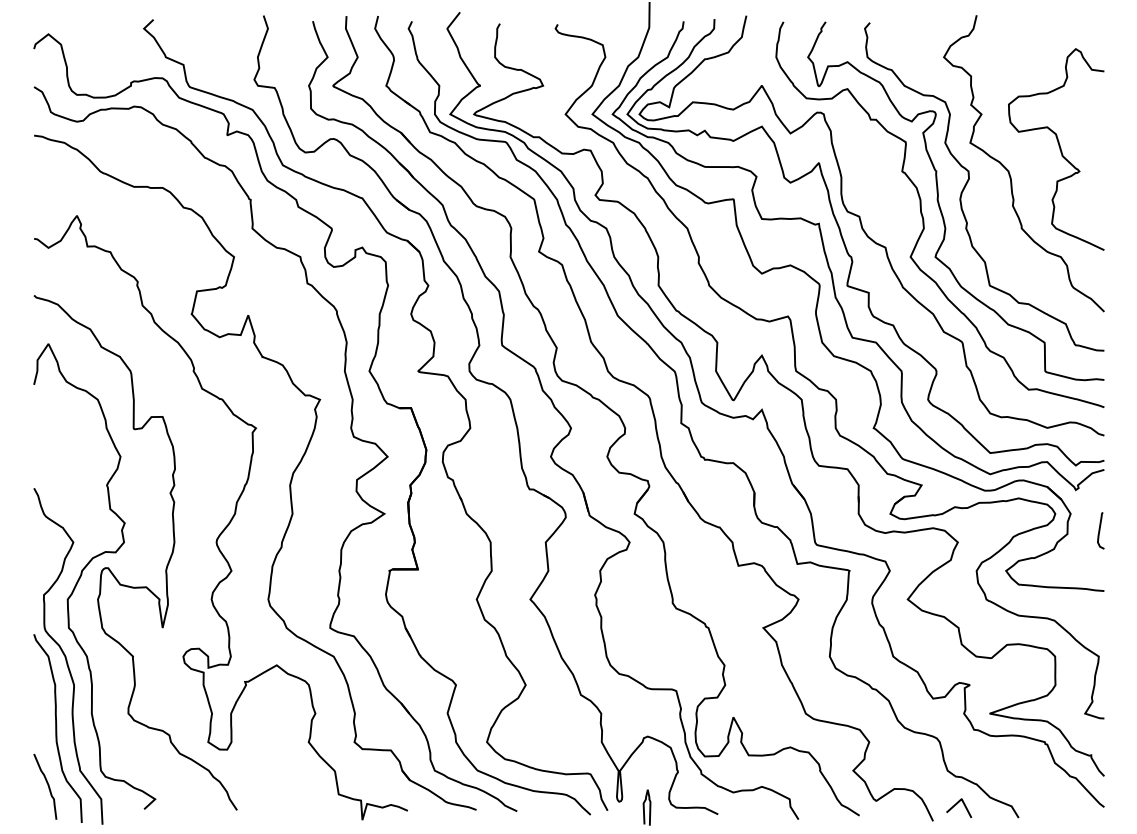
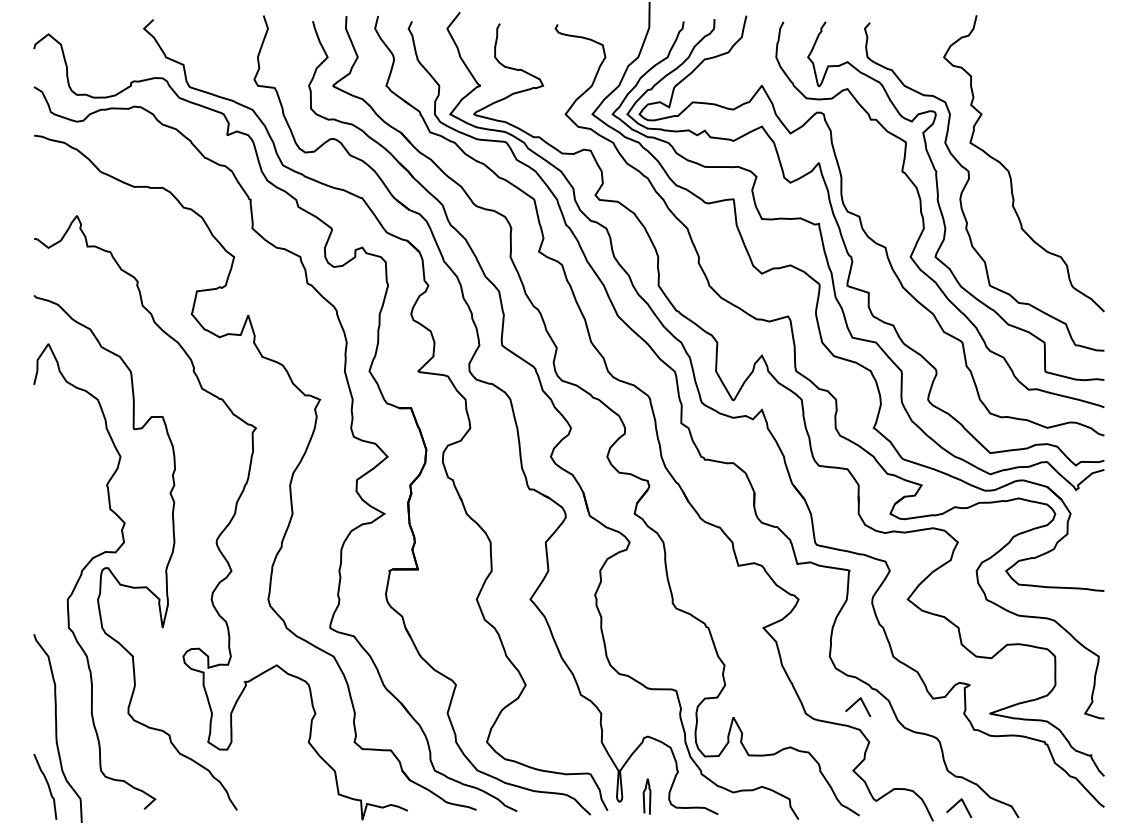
curve: present -> none (1059, 149)
curve: present -> none (1100, 530)
curve: present -> none (66, 656)
curve: none -> present (855, 704)
curve position: (644, 807) -> (644, 796) (644, 796)
